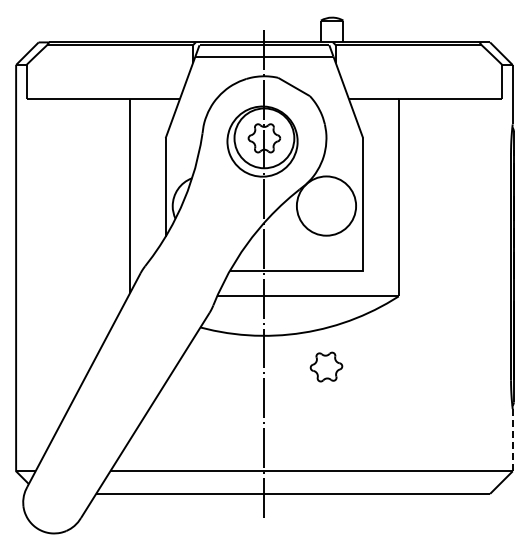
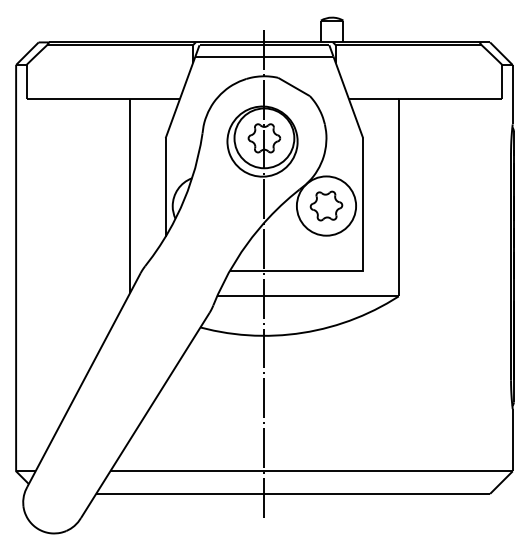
part position: (326, 366) -> (326, 205) (326, 205)
line: dashed -> solid (512, 439)
